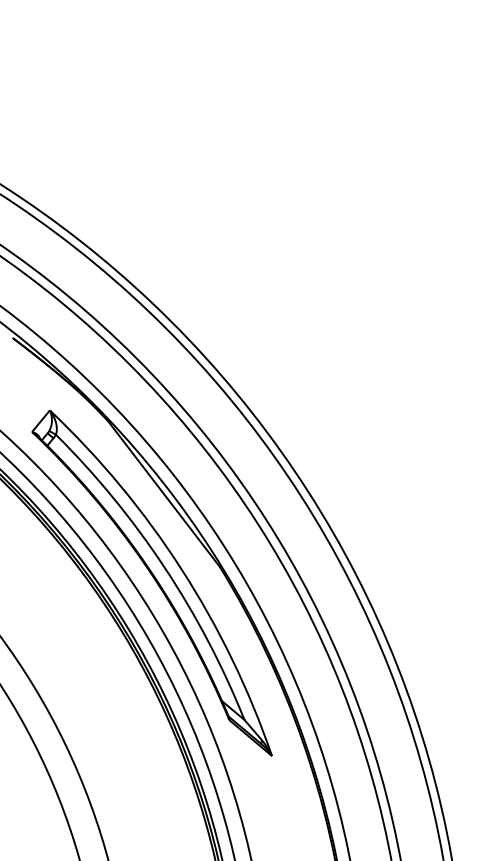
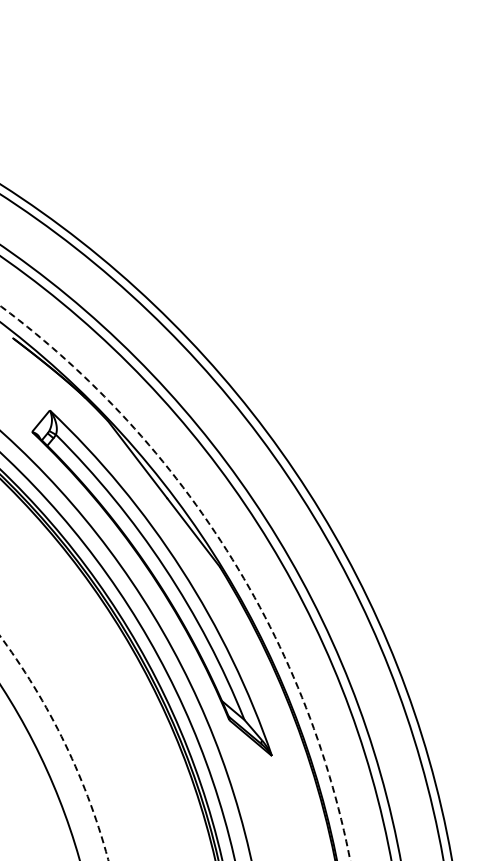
circle: solid -> dashed (175, 583)
circle: solid -> dashed (54, 748)
